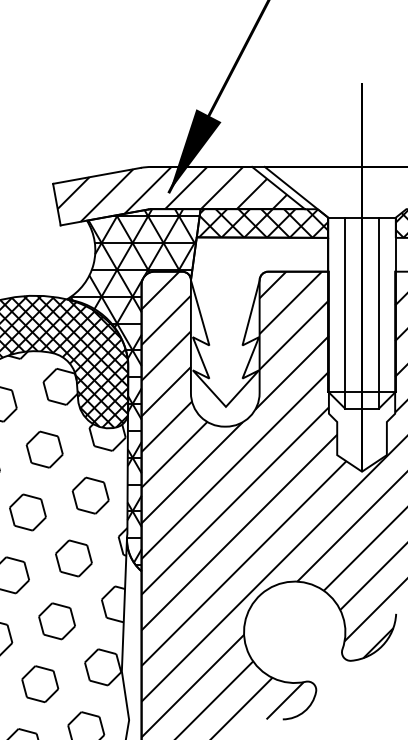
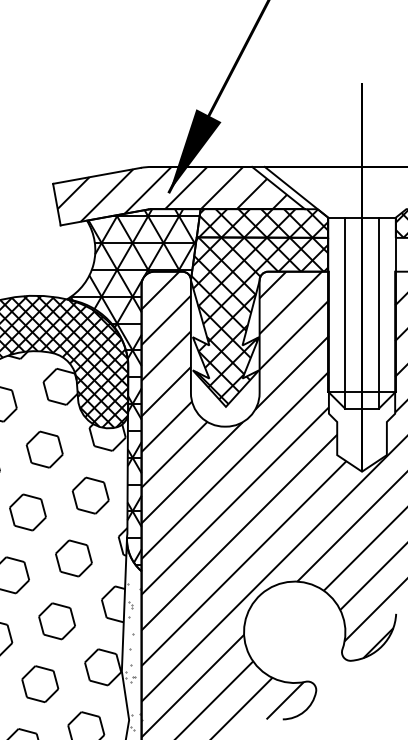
hatch: none -> present (259, 320)
hatch: none -> present (133, 640)
